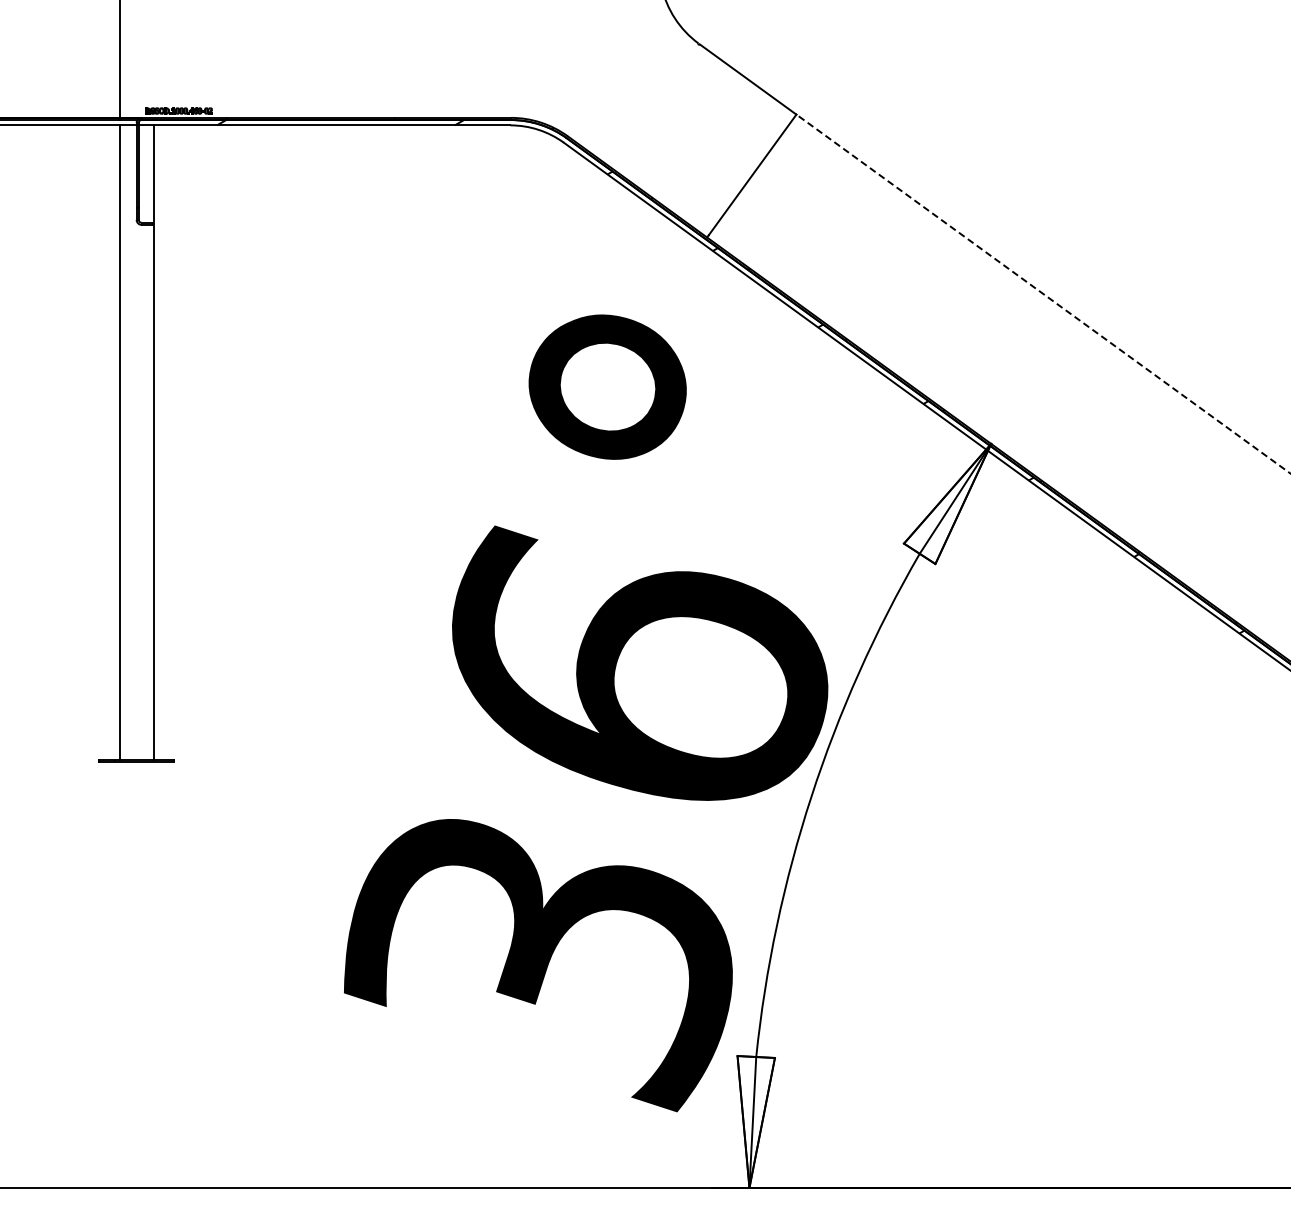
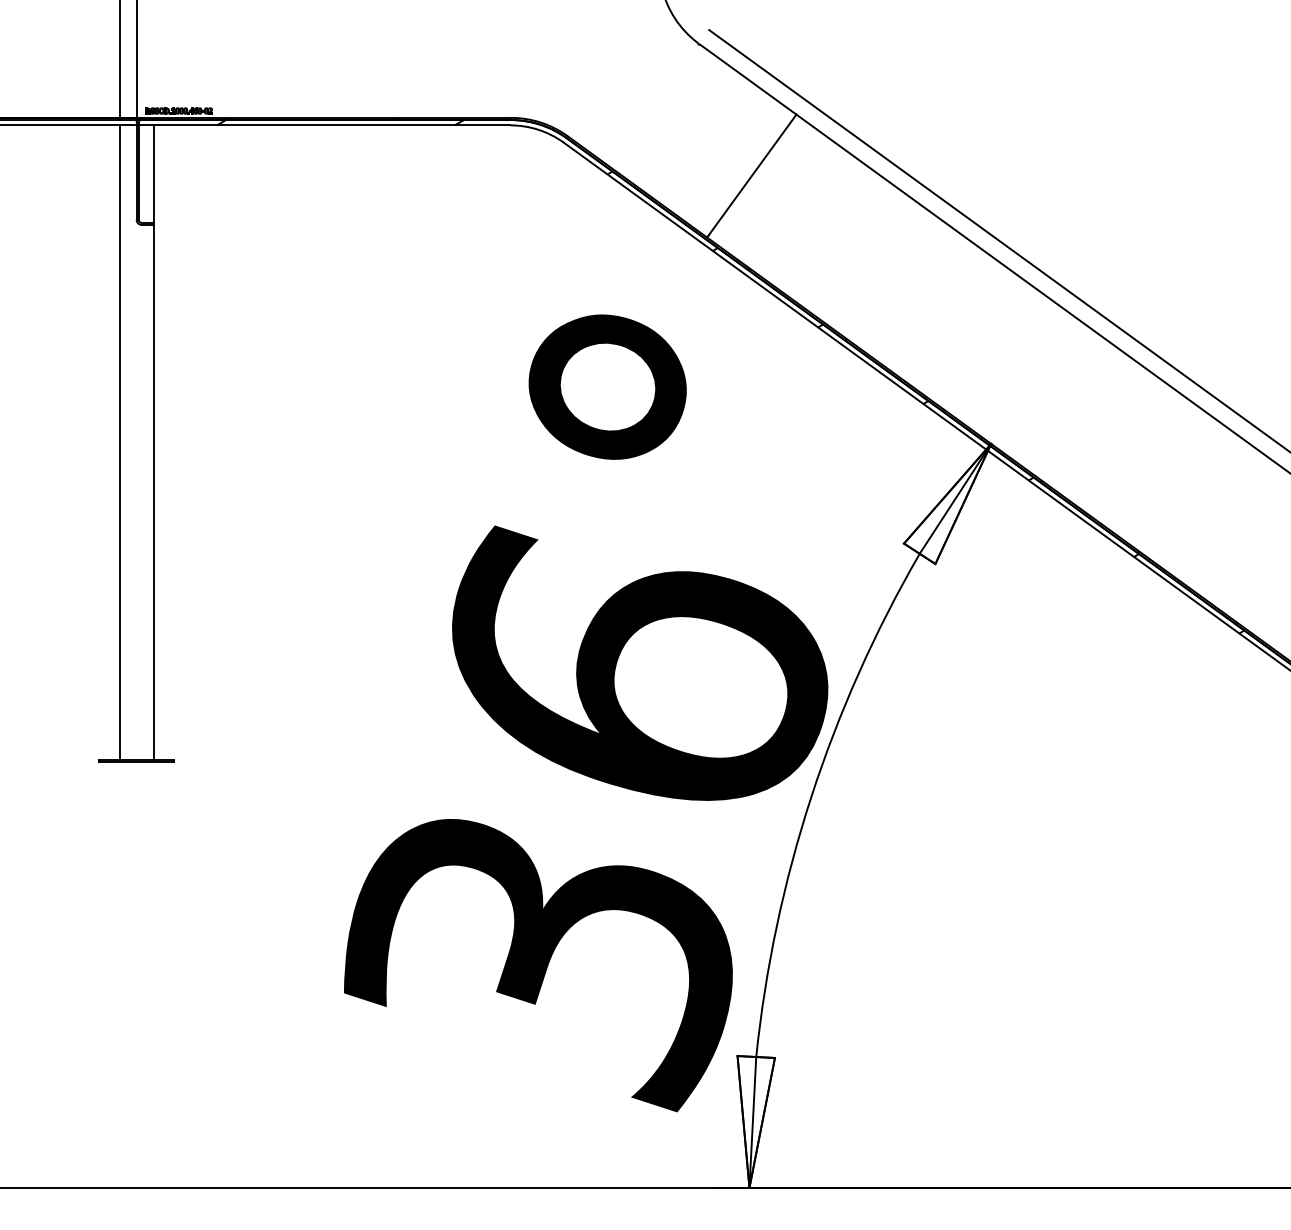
line: none -> present (136, 61)
line: none -> present (998, 240)
line: dashed -> solid (1043, 293)
